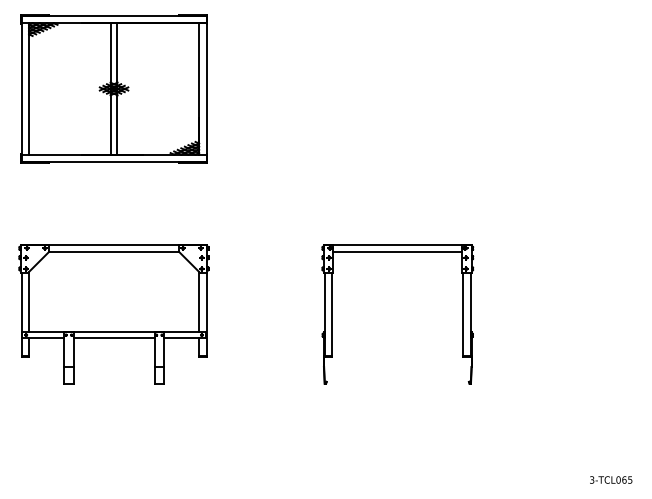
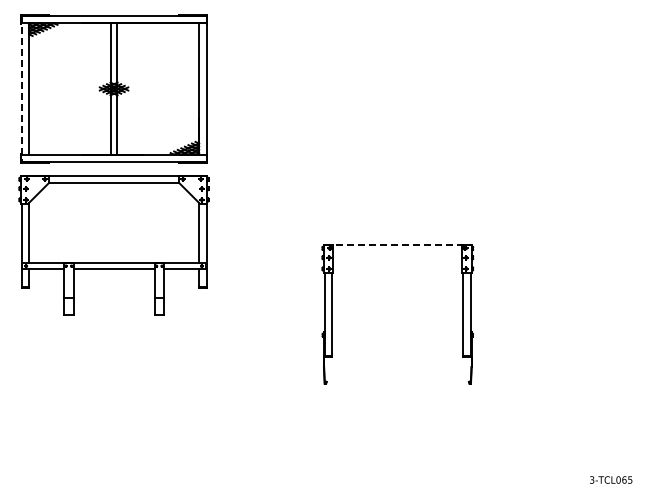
line: solid -> dashed (21, 89)
line: solid -> dashed (398, 244)
line: present -> none (397, 252)
part position: (113, 314) -> (113, 245) (113, 245)
